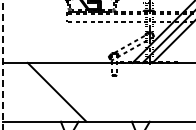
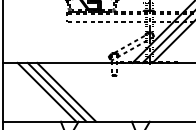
line: dashed -> solid (2, 65)
line: none -> present (46, 91)
line: none -> present (66, 91)
